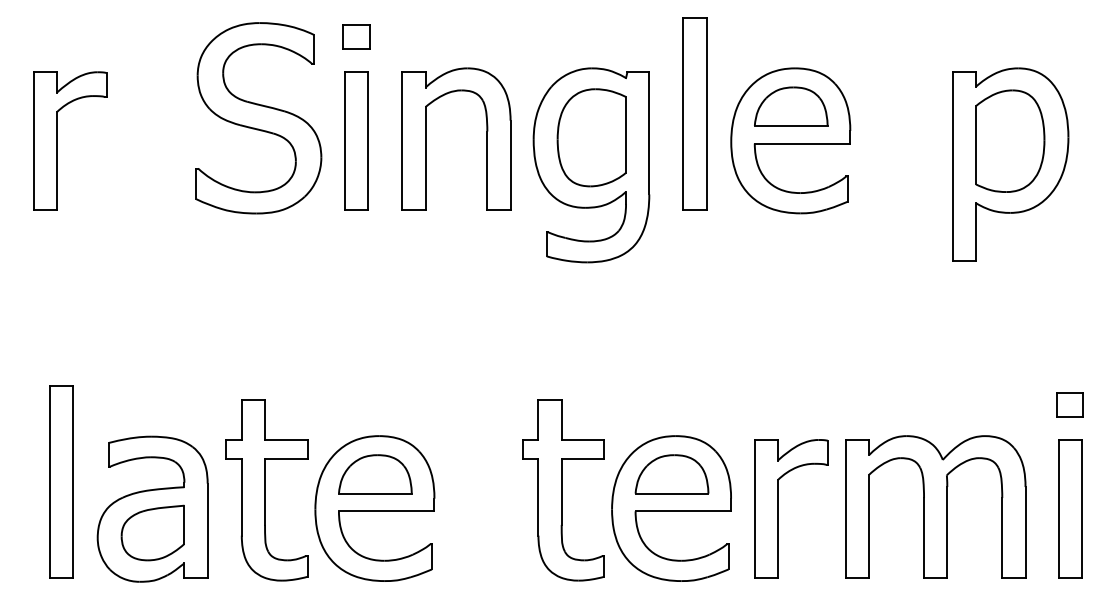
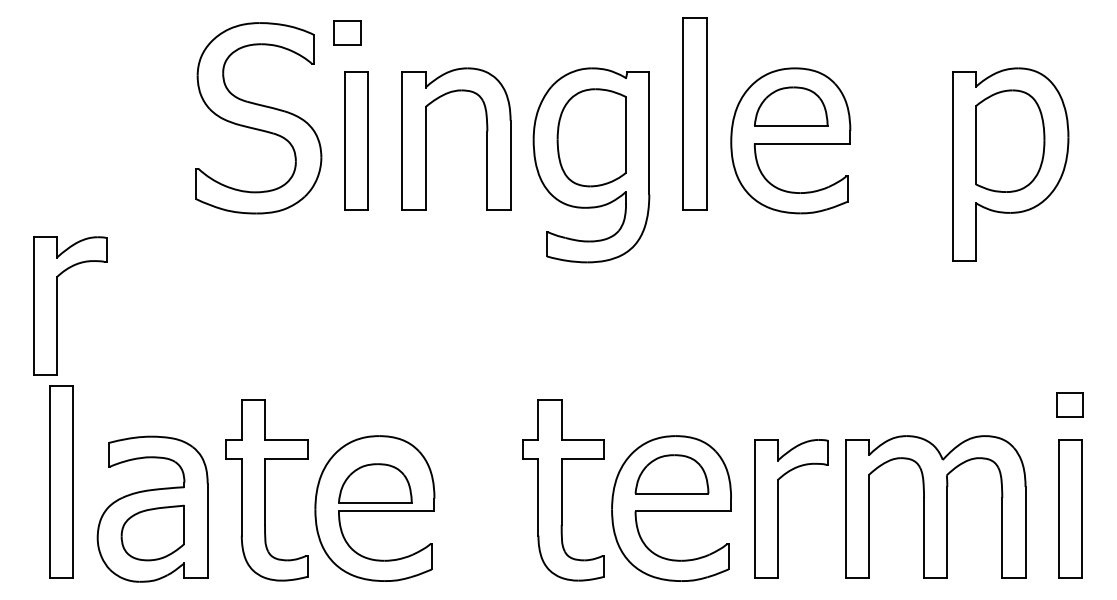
part position: (356, 36) -> (347, 32) (347, 32)
part position: (57, 140) -> (57, 305) (57, 305)
part position: (375, 474) -> (375, 483) (375, 483)
